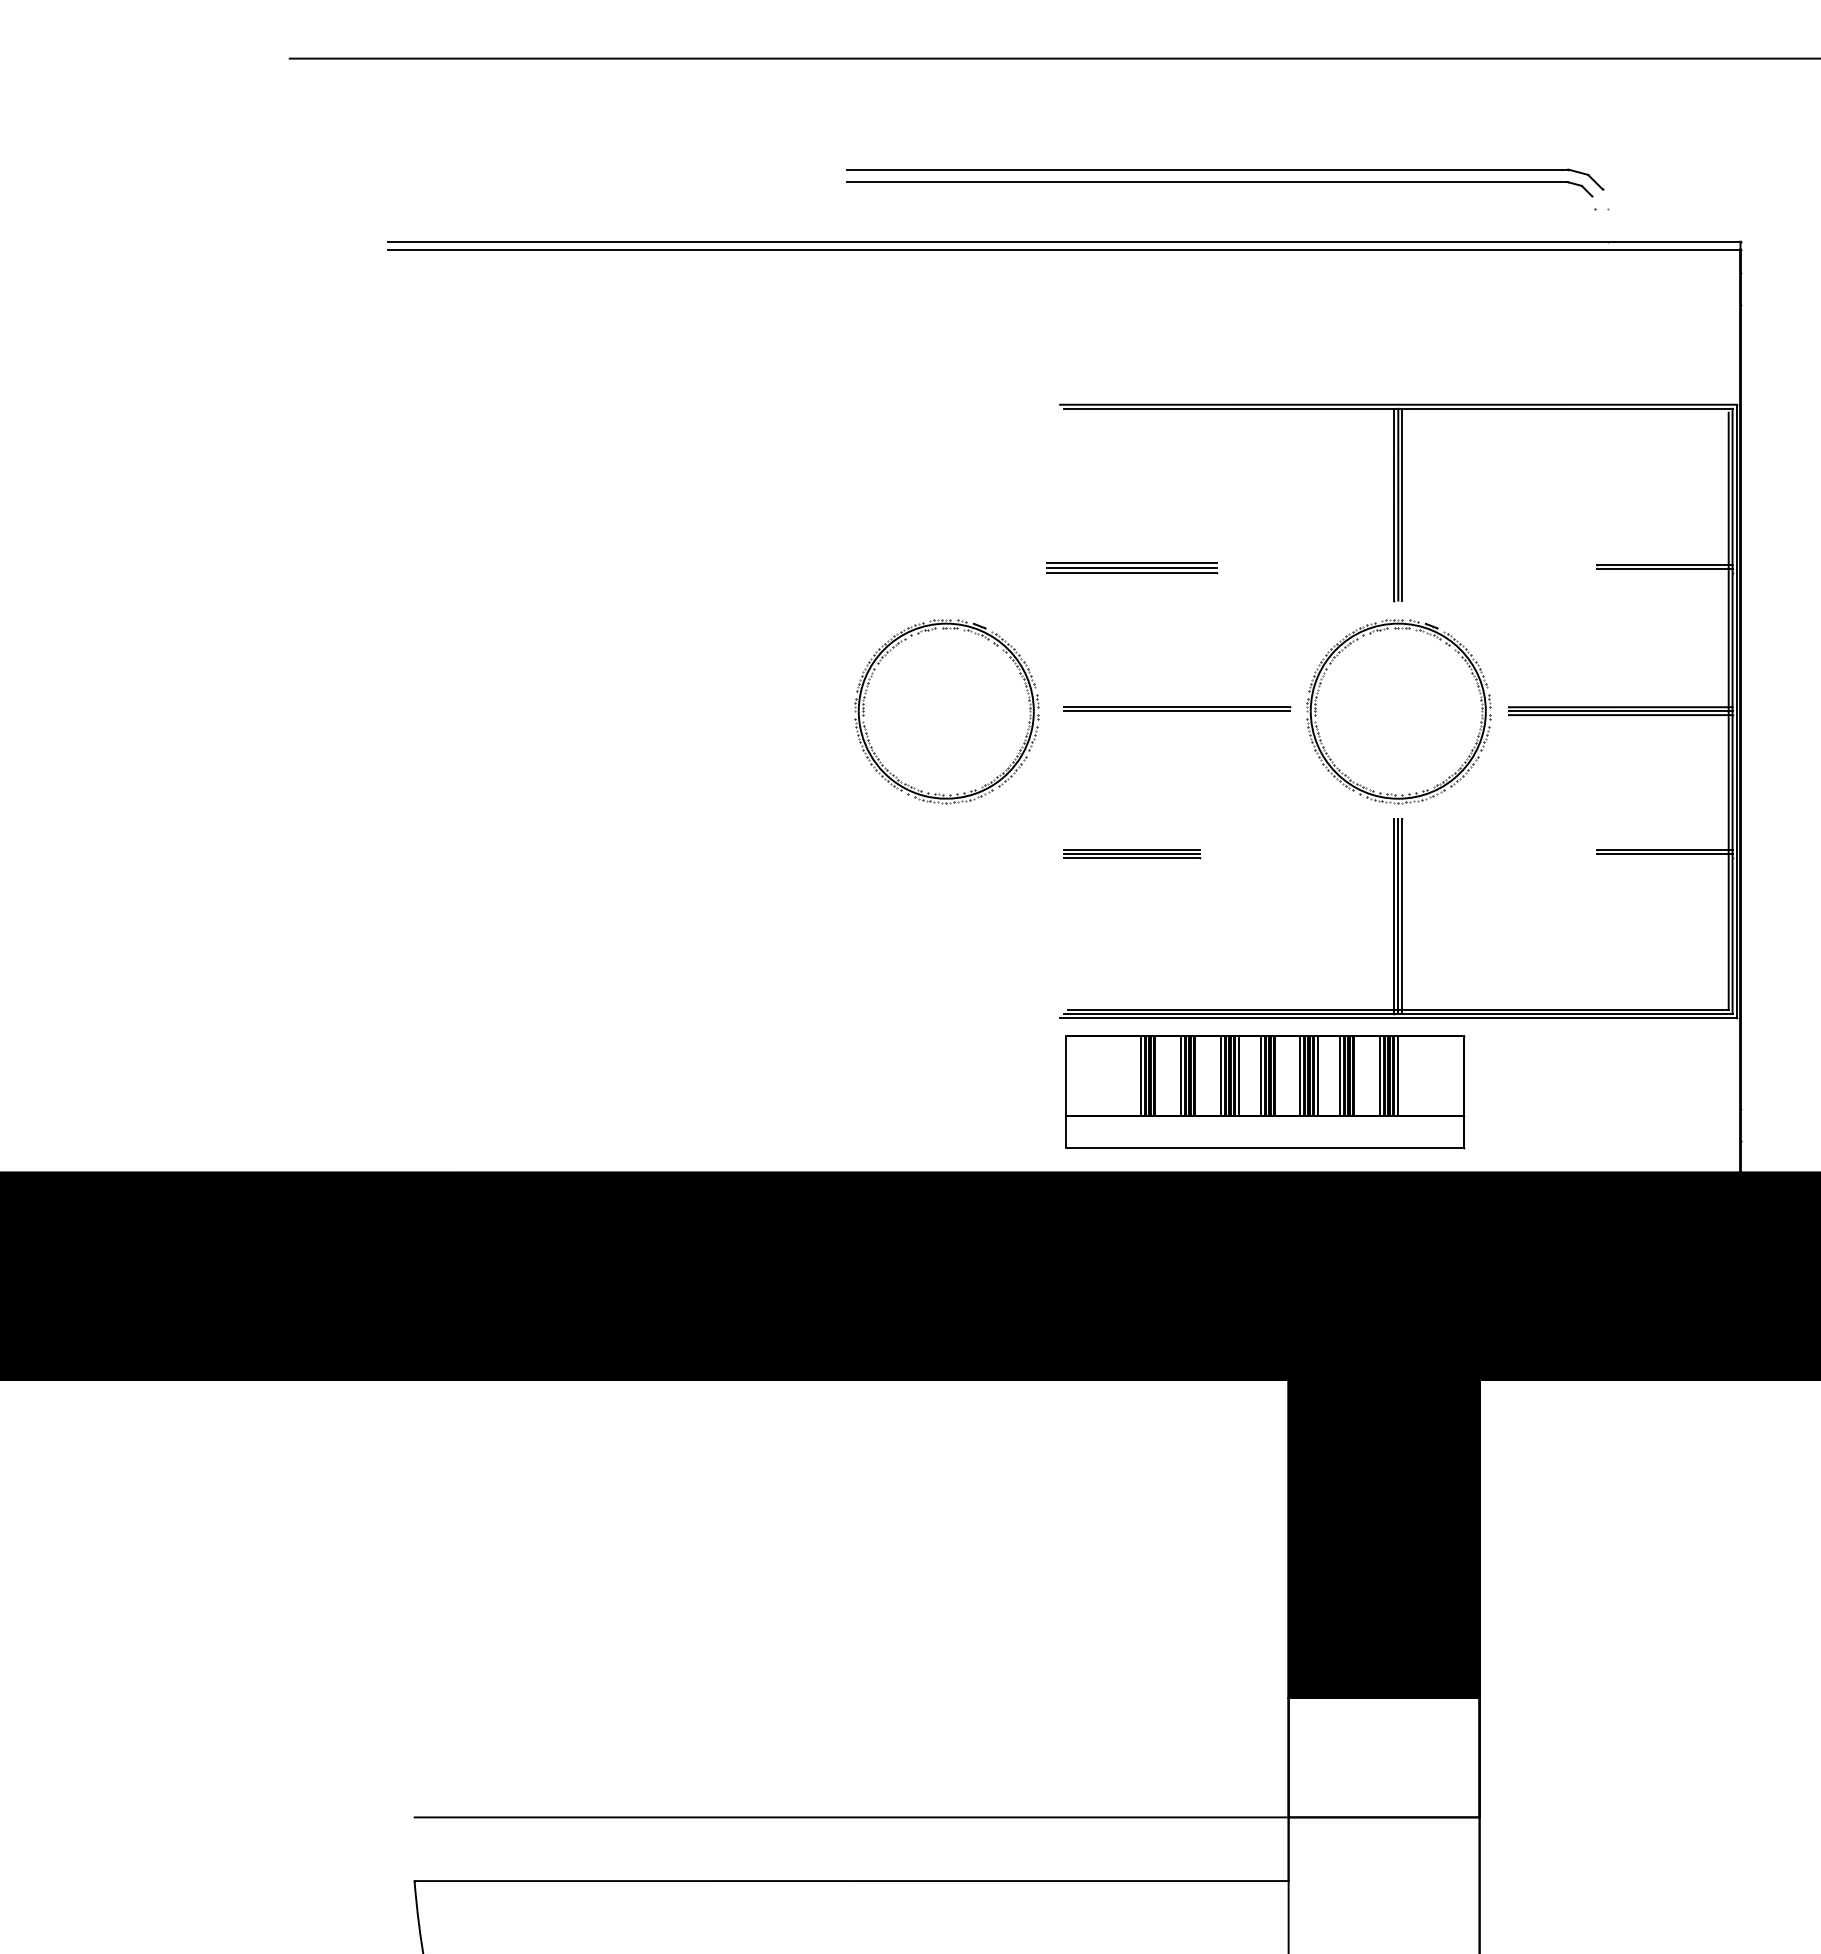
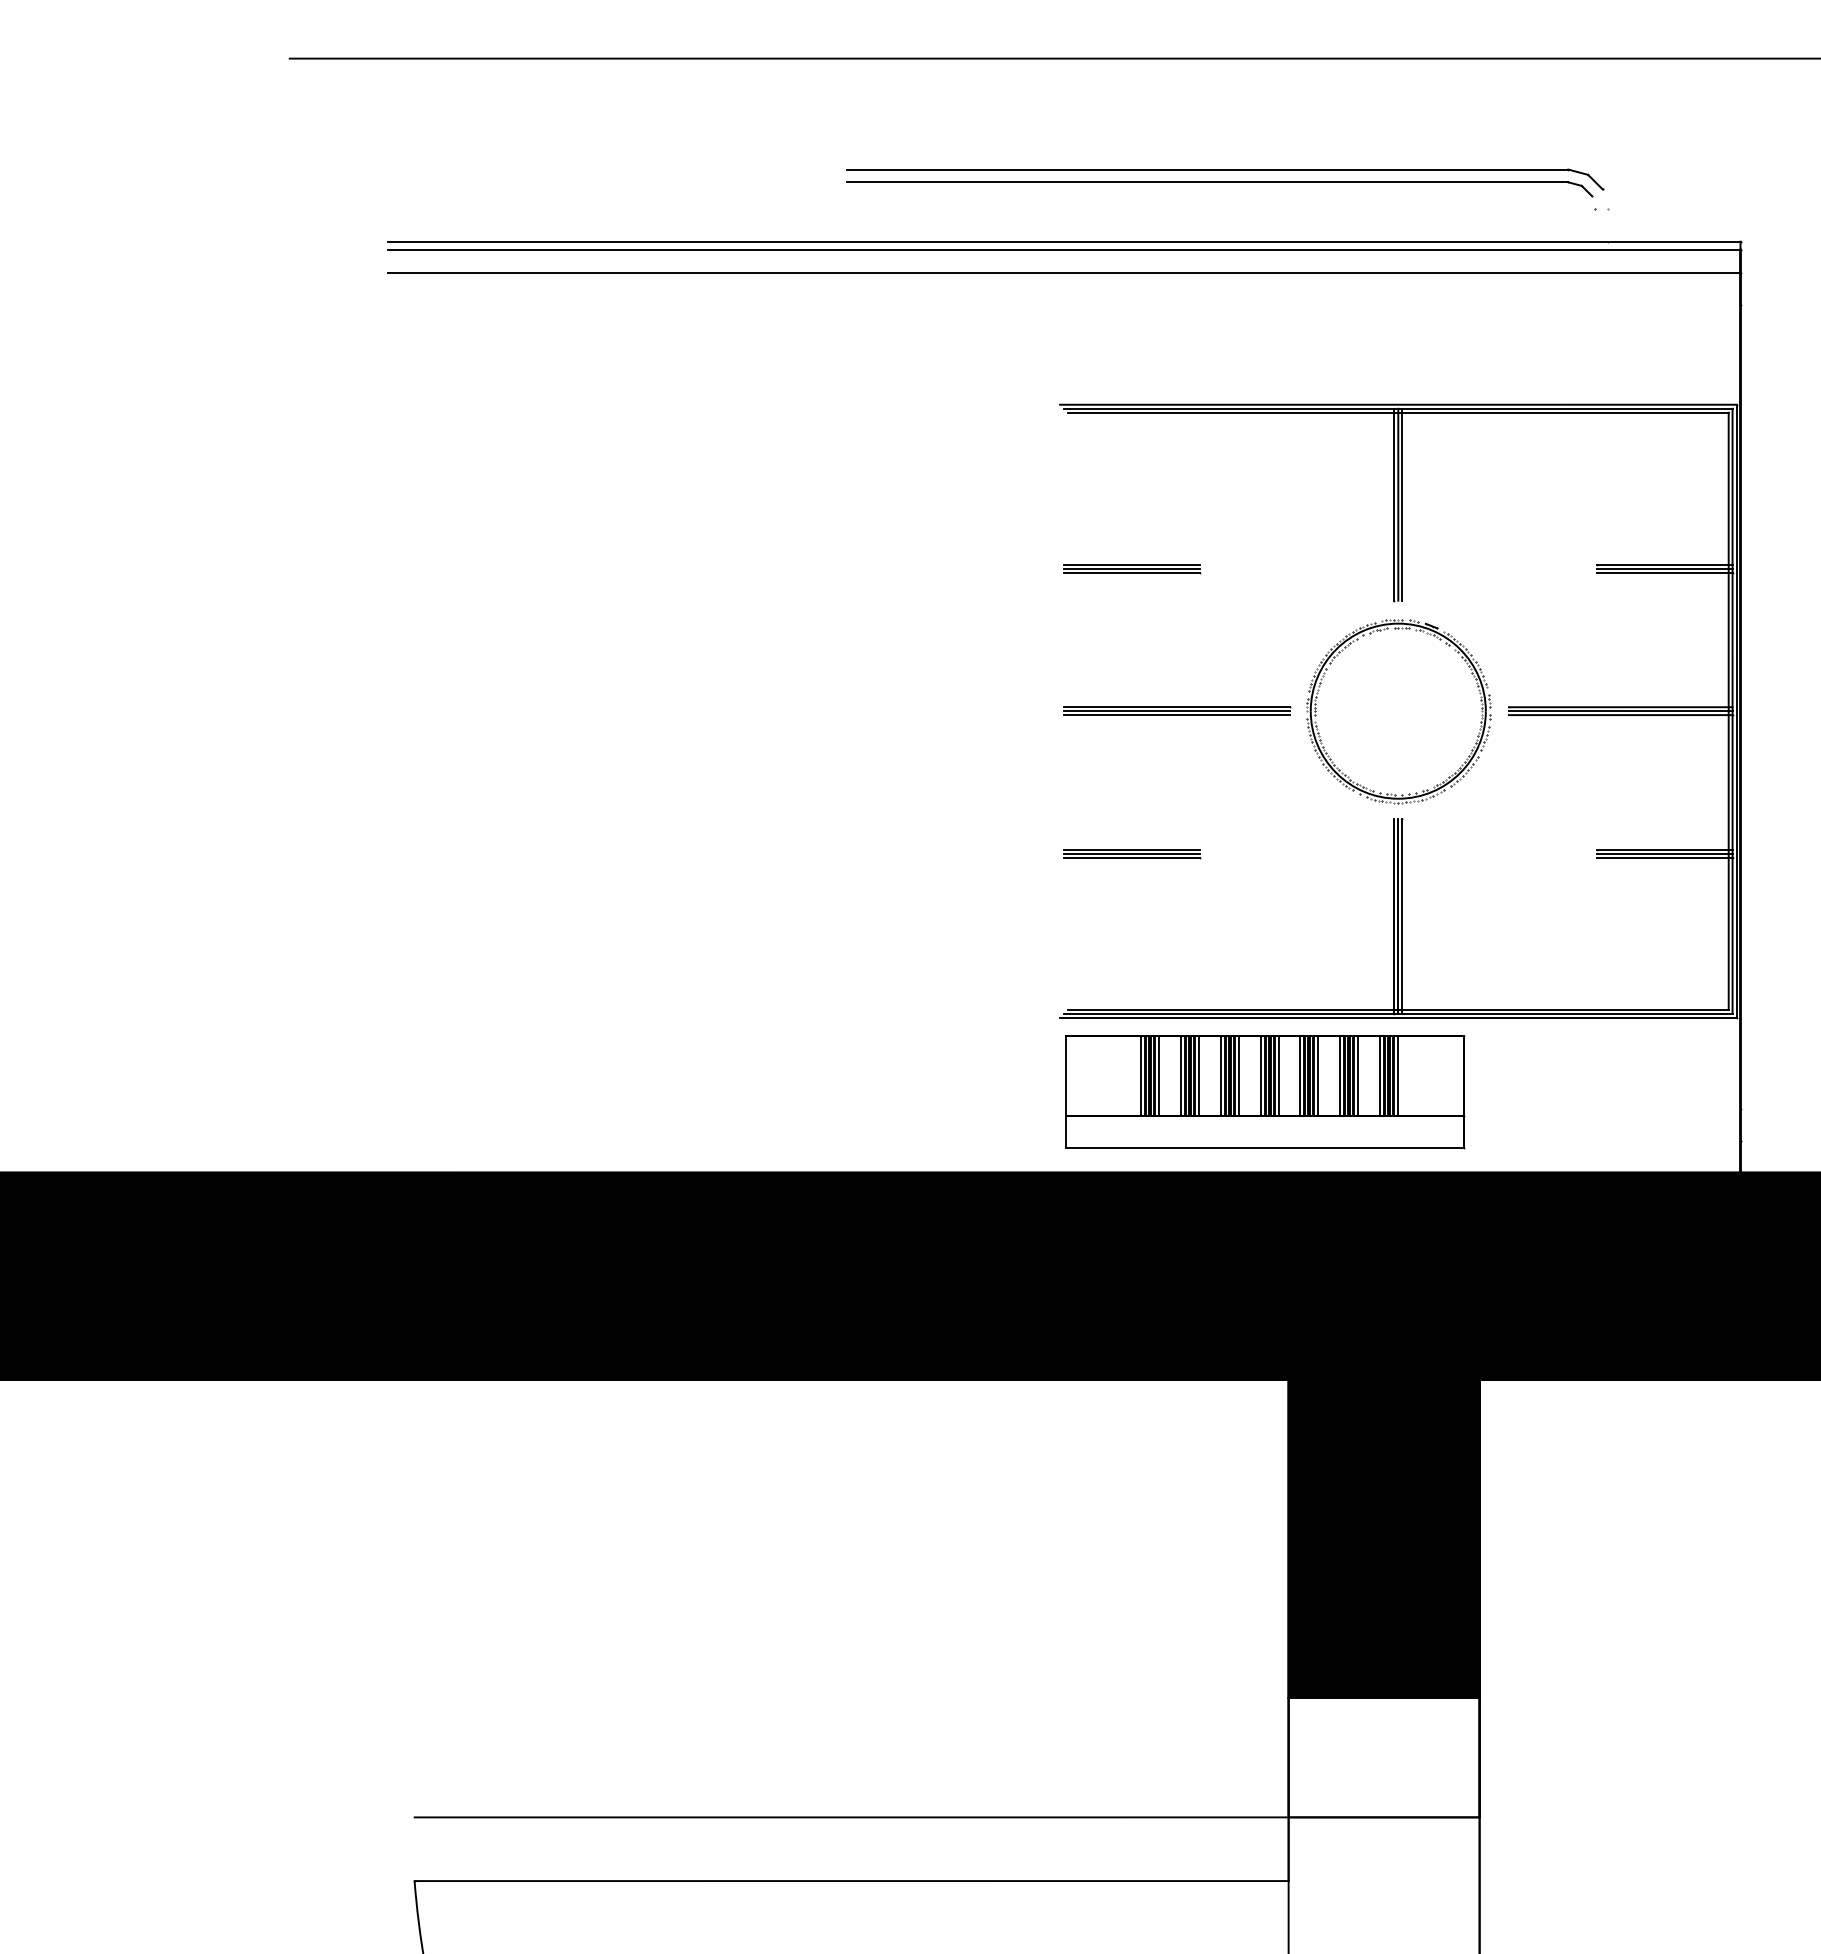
line: none -> present (1063, 273)
line: none -> present (1398, 412)
part size: 173x13 px -> 139x11 px (1132, 569)
line: none -> present (1664, 572)
part: present -> none (946, 711)
line: none -> present (1177, 715)
line: none -> present (1664, 857)
line: none -> present (1159, 1076)
line: none -> present (1198, 1076)
line: none -> present (1278, 1076)
line: none -> present (1358, 1076)
